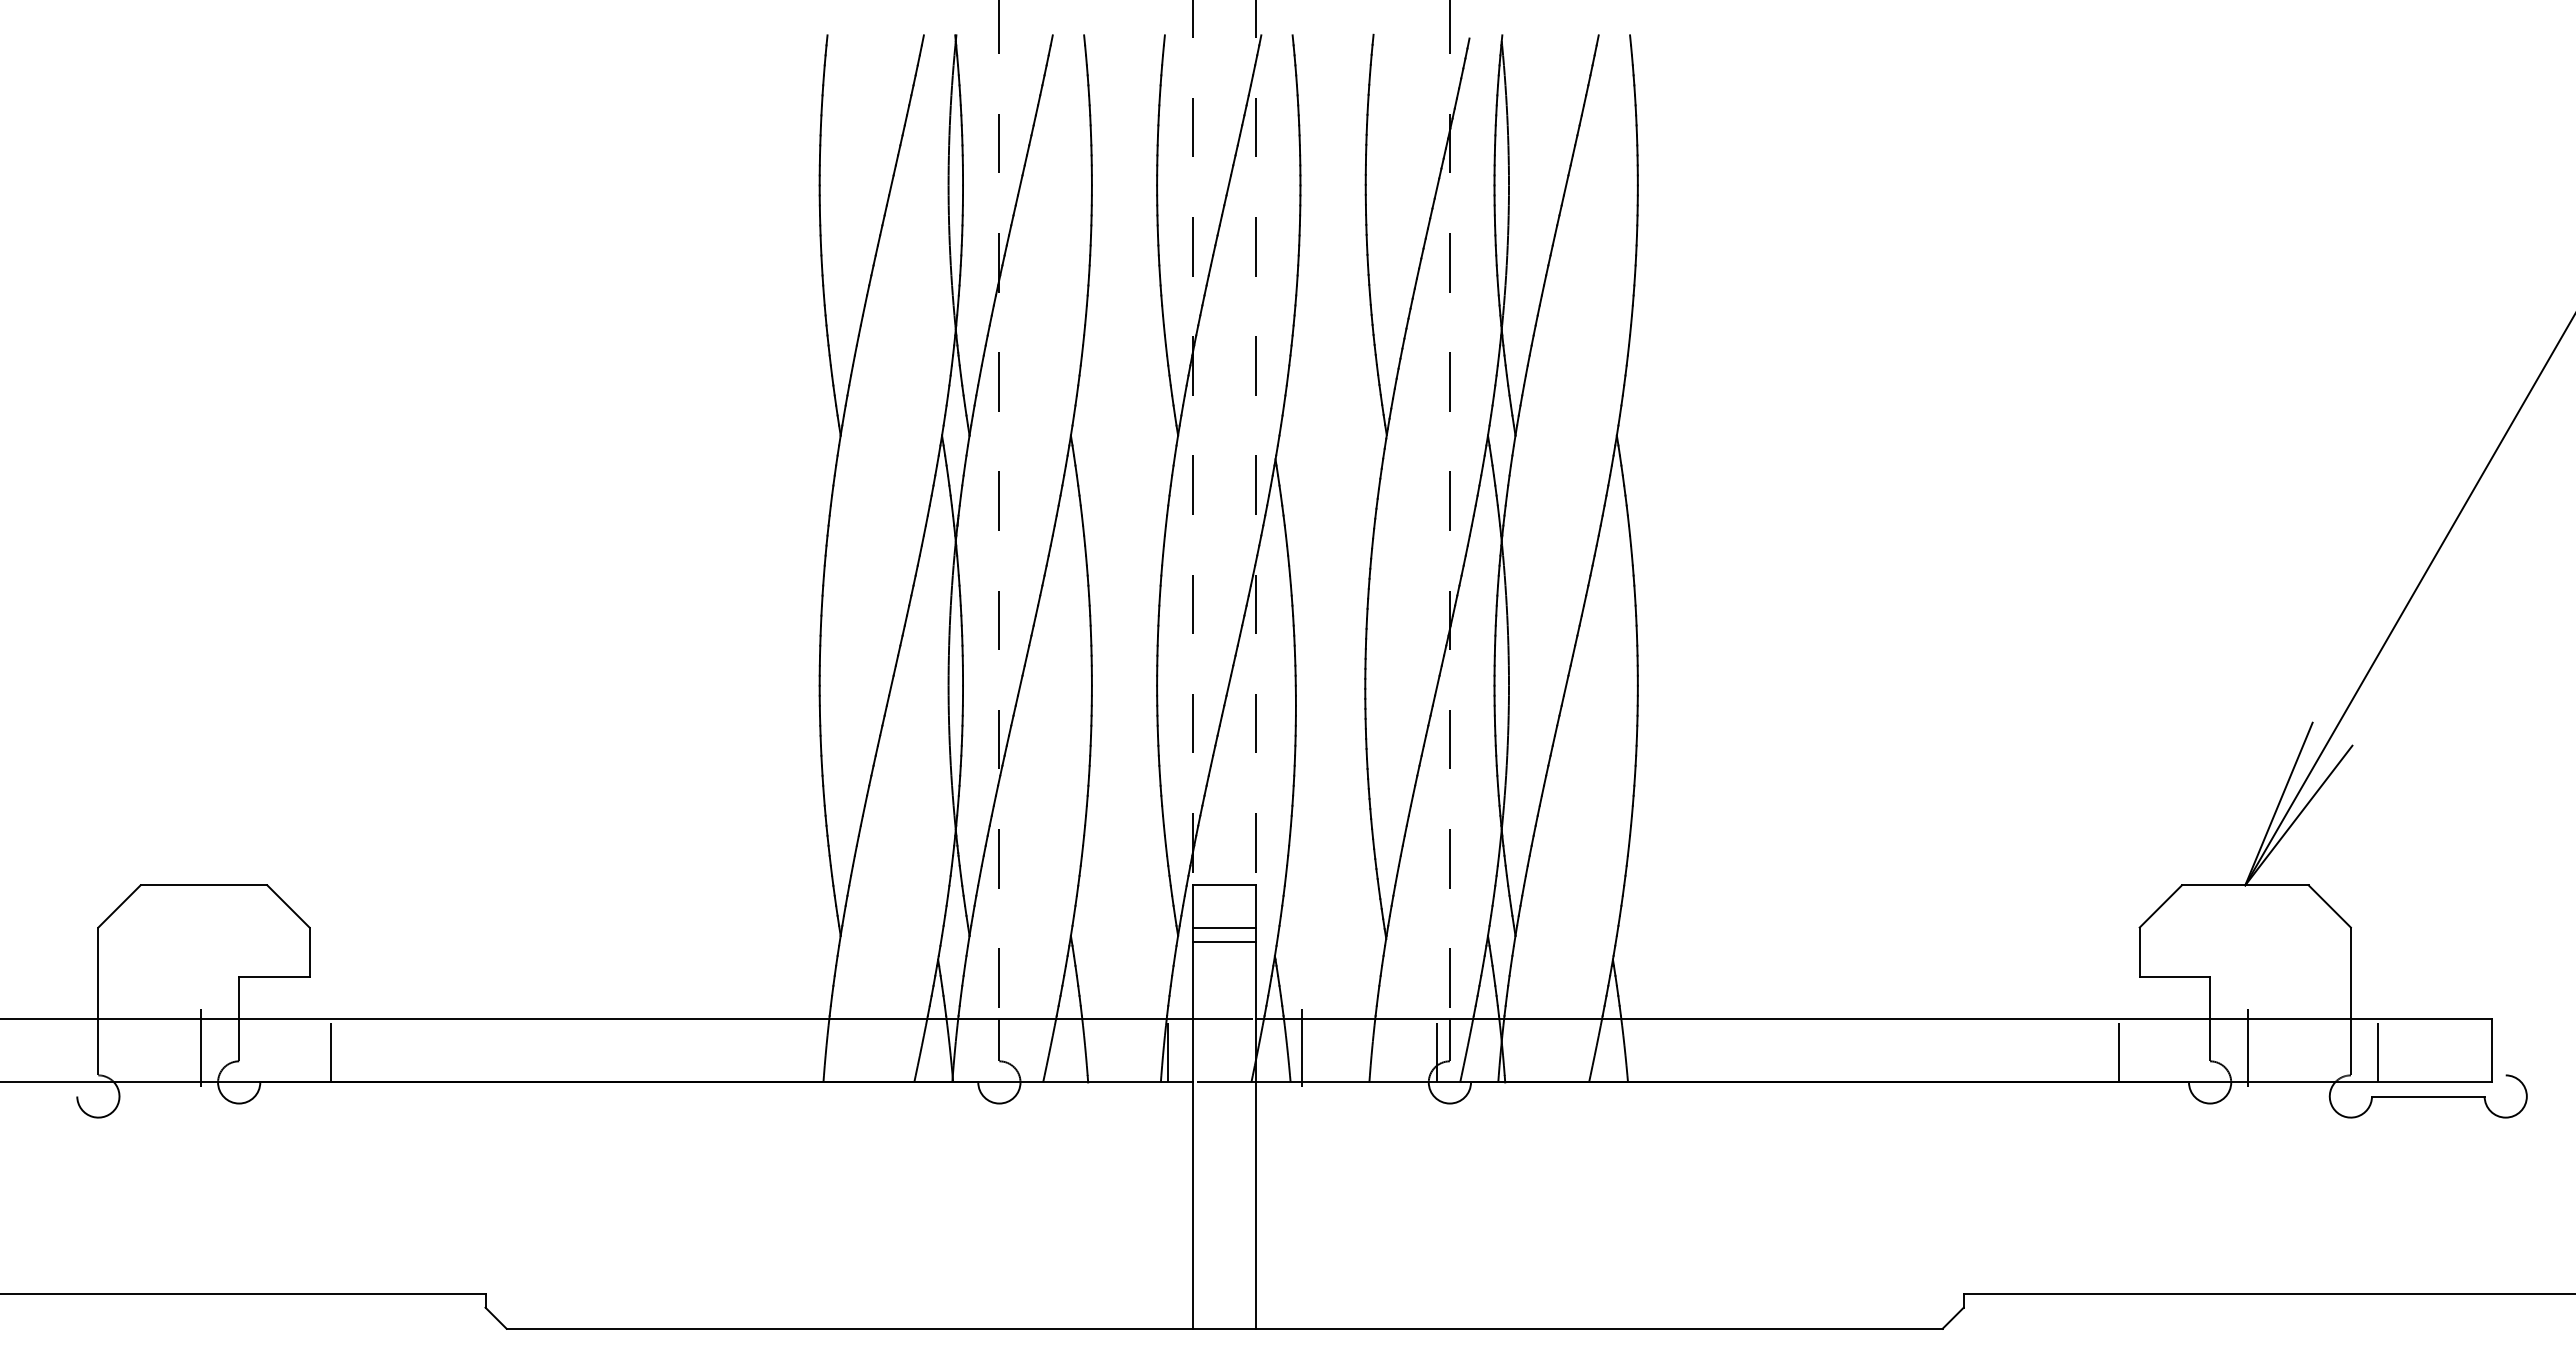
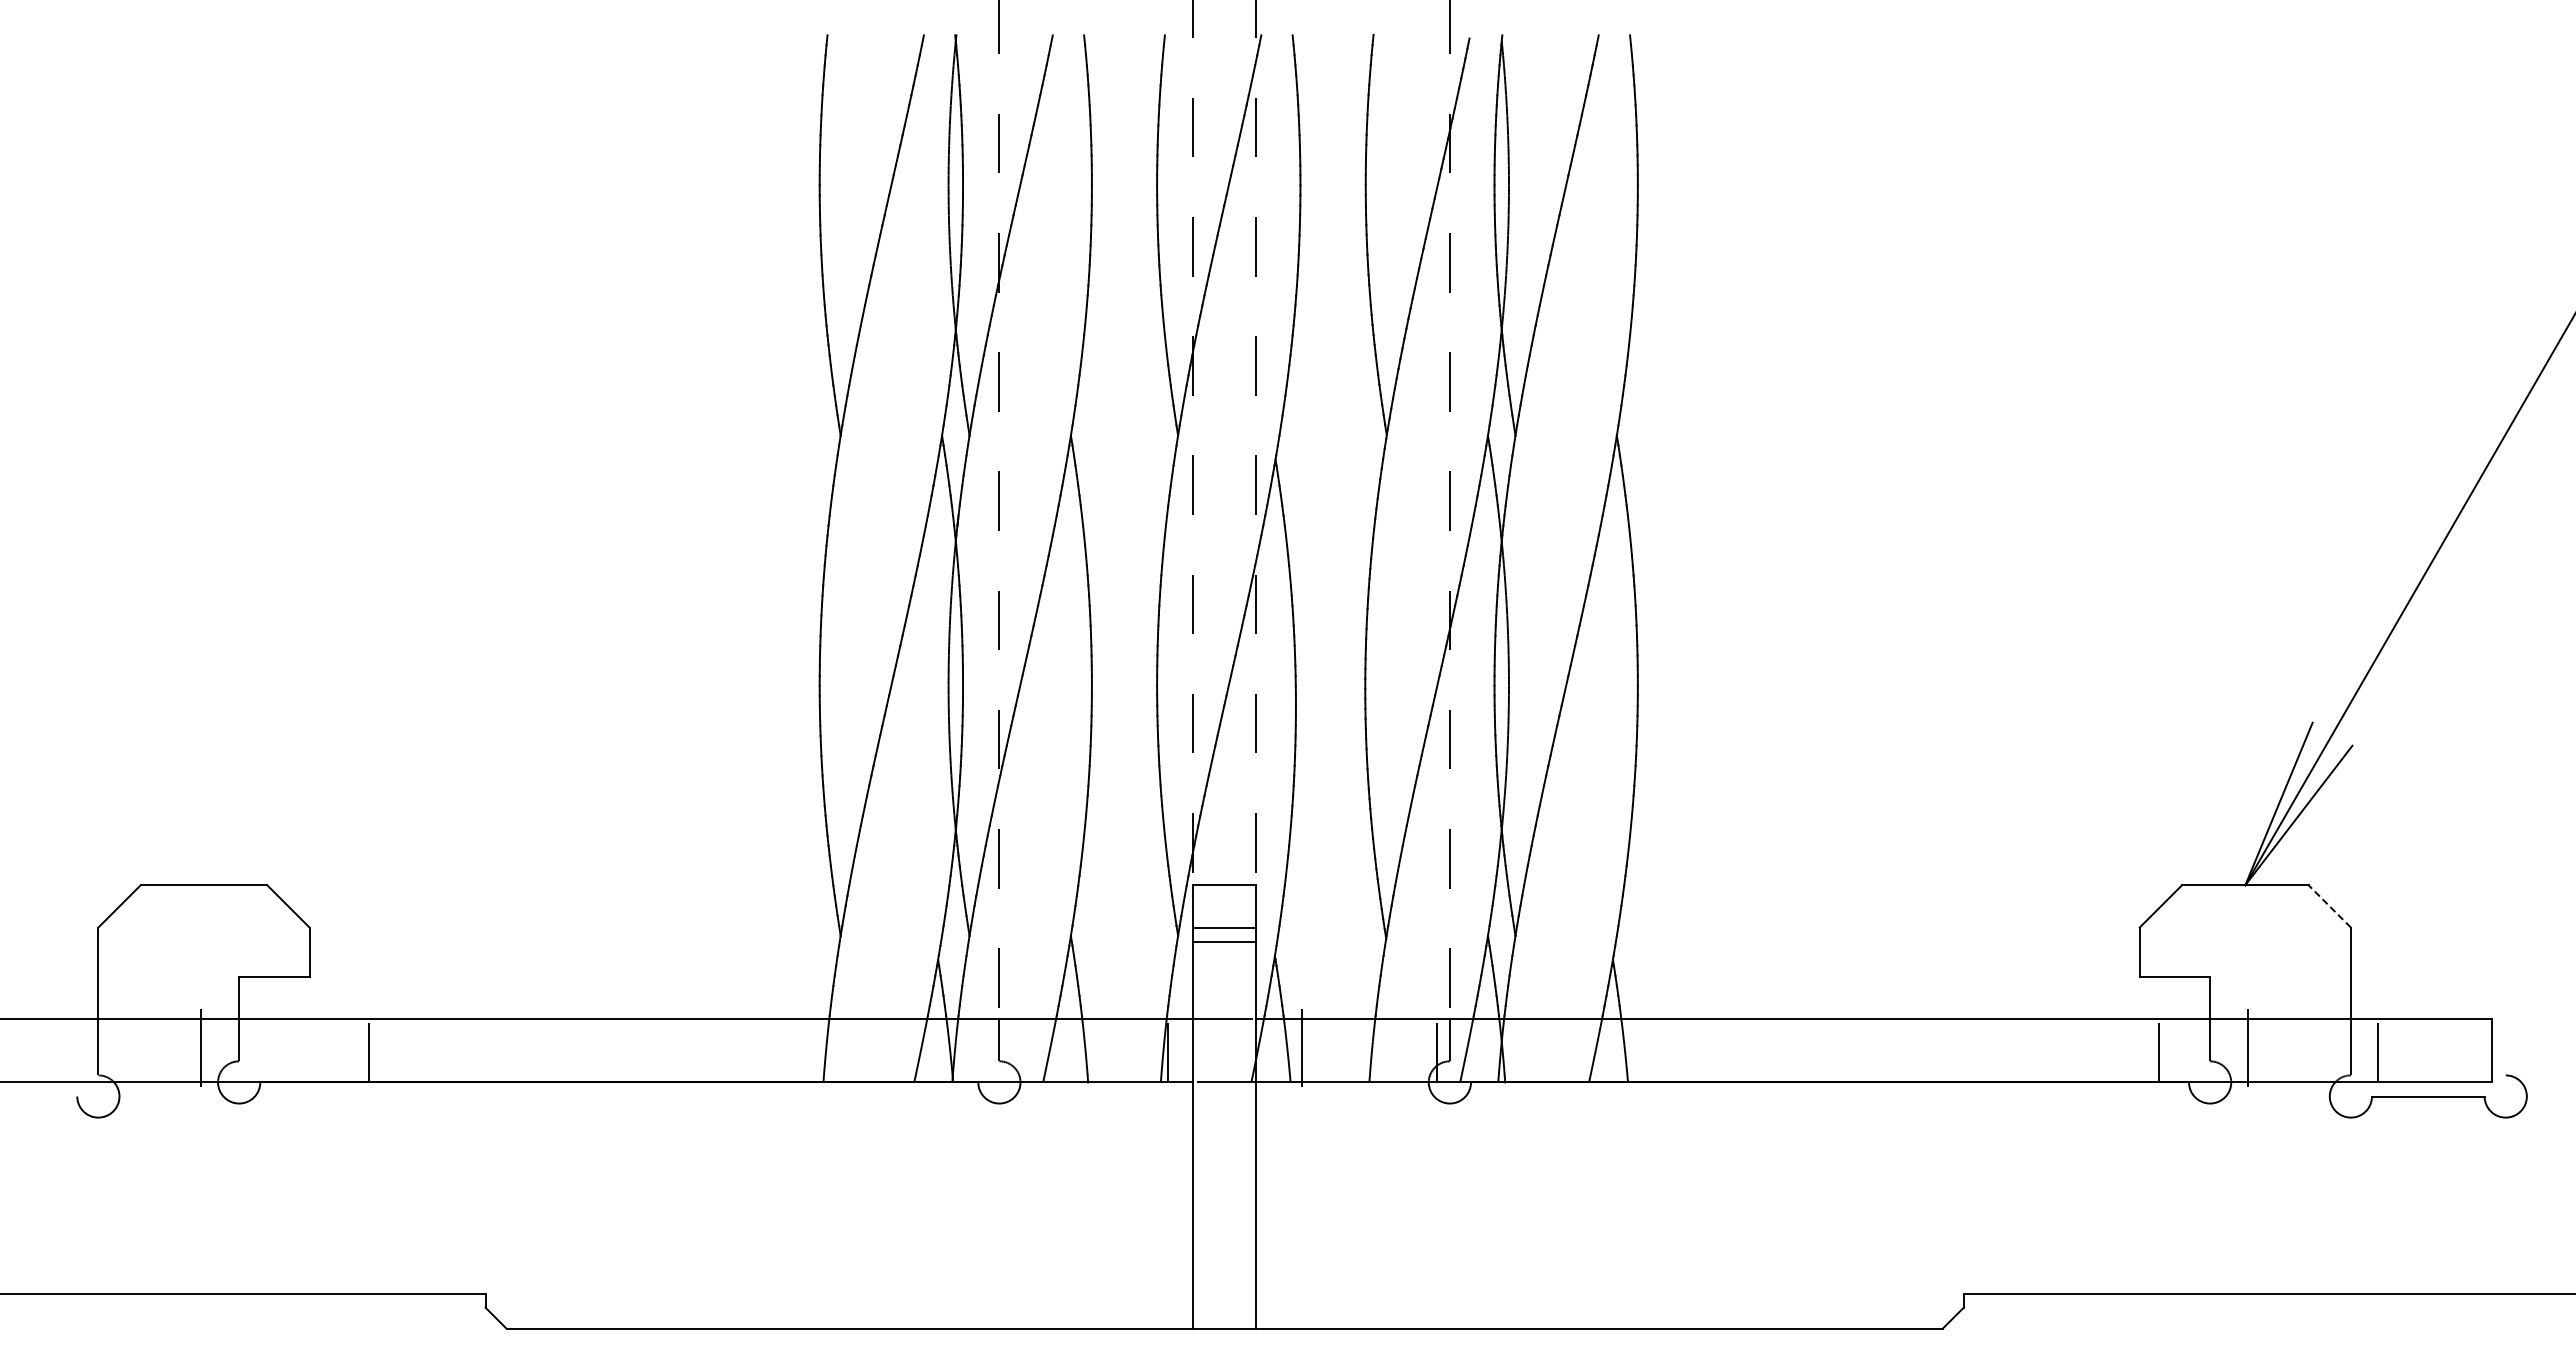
line: solid -> dashed (2329, 906)
line position: (330, 1050) -> (368, 1050) (368, 1050)
line position: (2118, 1050) -> (2158, 1050) (2158, 1050)
